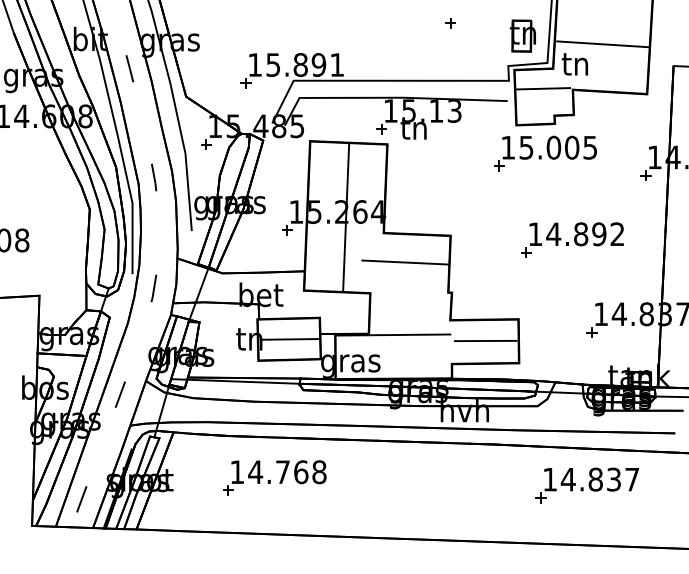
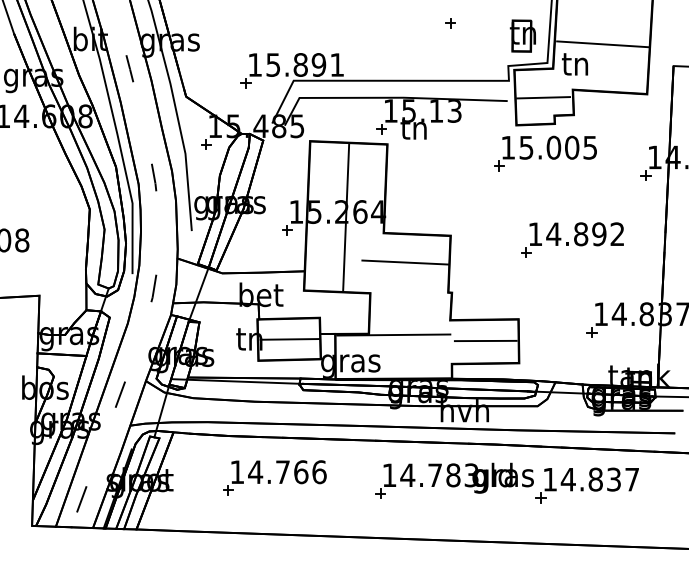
line position: (543, 88) -> (543, 97) (543, 97)
text: 14.768 -> 14.766 (319, 471)
part: none -> present (454, 480)
